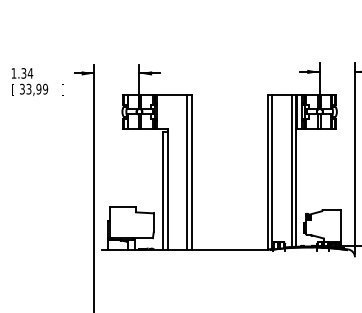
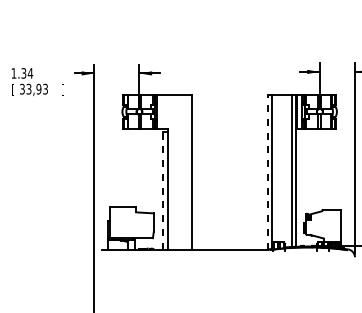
text: 33,99 -> 33,93 (45, 89)
line: solid -> dashed (267, 171)
line: present -> none (187, 172)
line: solid -> dashed (163, 190)
